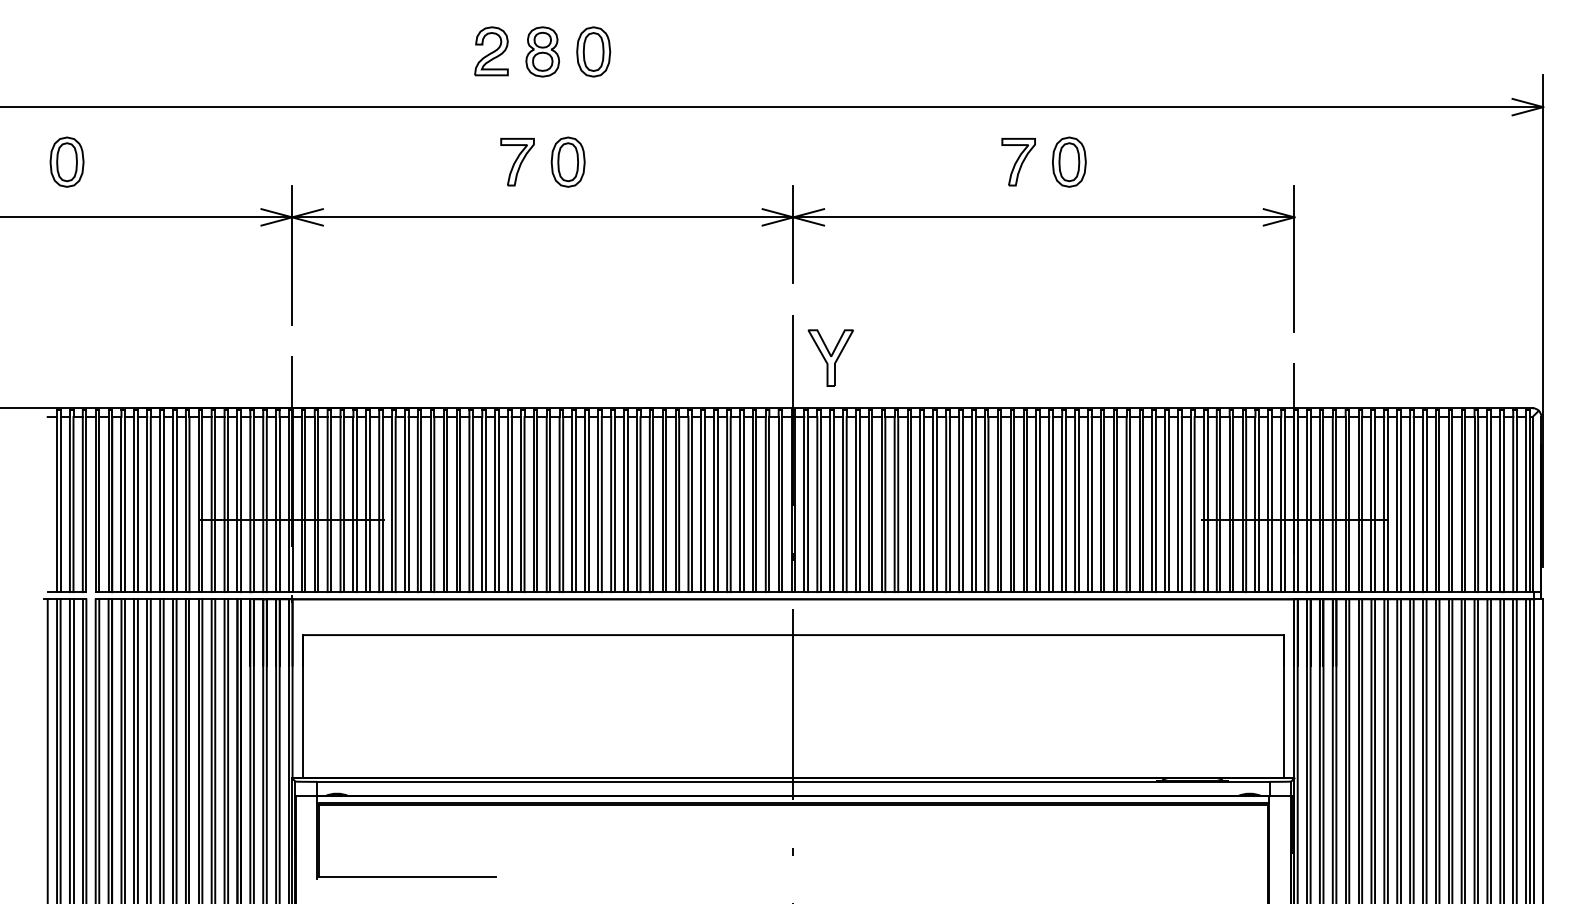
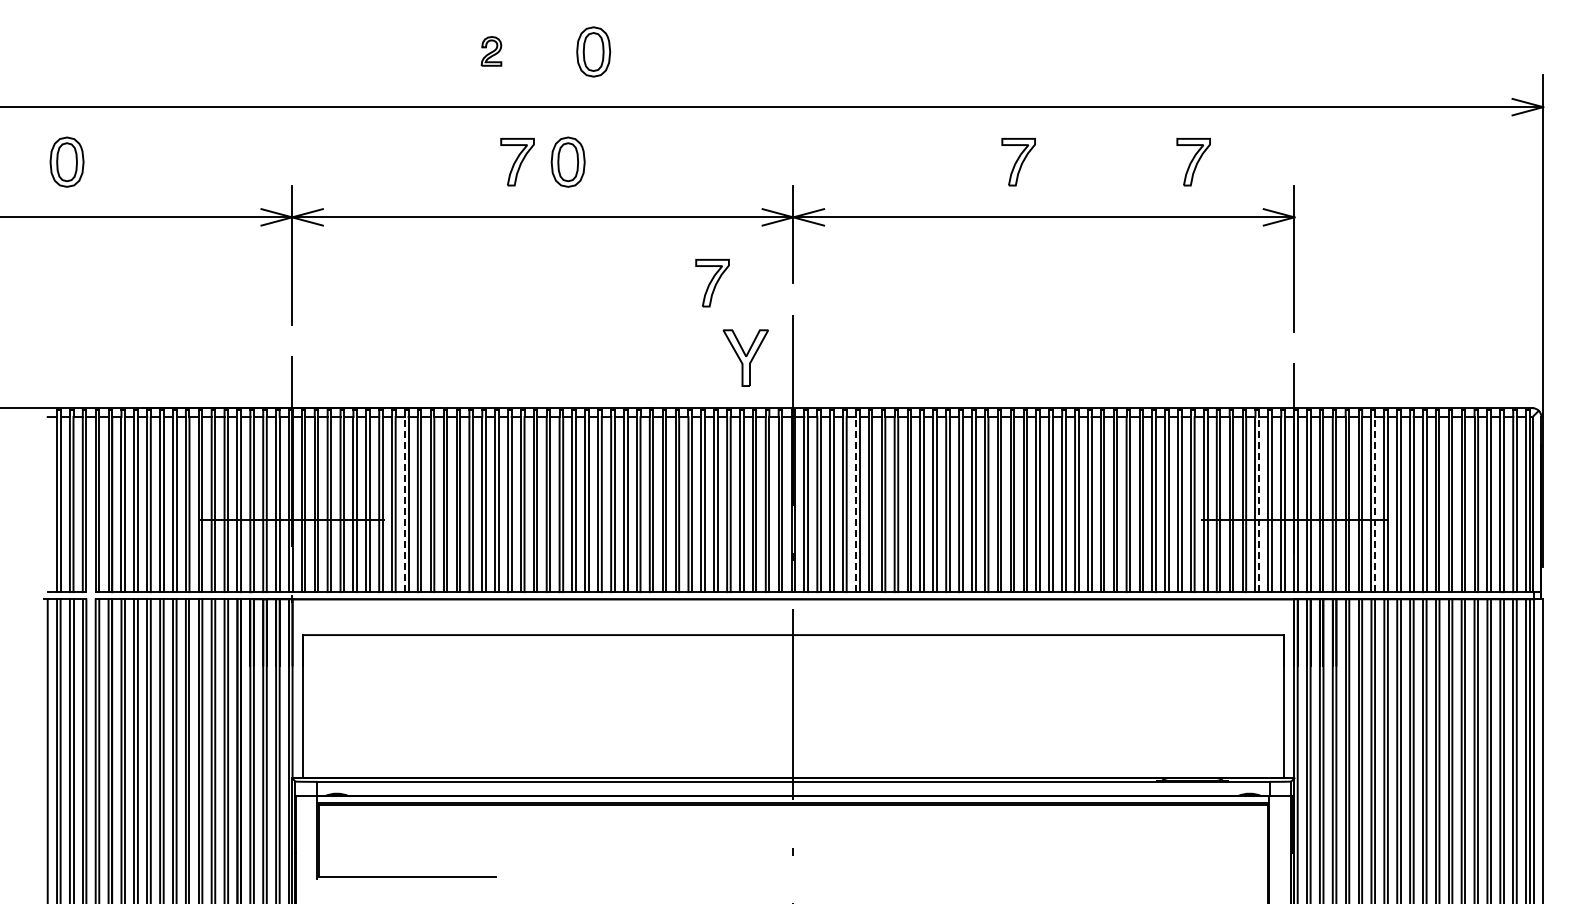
part size: 35x51 px -> 23x31 px (491, 51)
part: present -> none (542, 51)
part: present -> none (1069, 161)
part: none -> present (1193, 162)
part: none -> present (712, 283)
part position: (830, 357) -> (745, 357) (745, 357)
line: solid -> dashed (404, 504)
line: solid -> dashed (855, 504)
line: solid -> dashed (1259, 504)
line: solid -> dashed (1375, 504)
